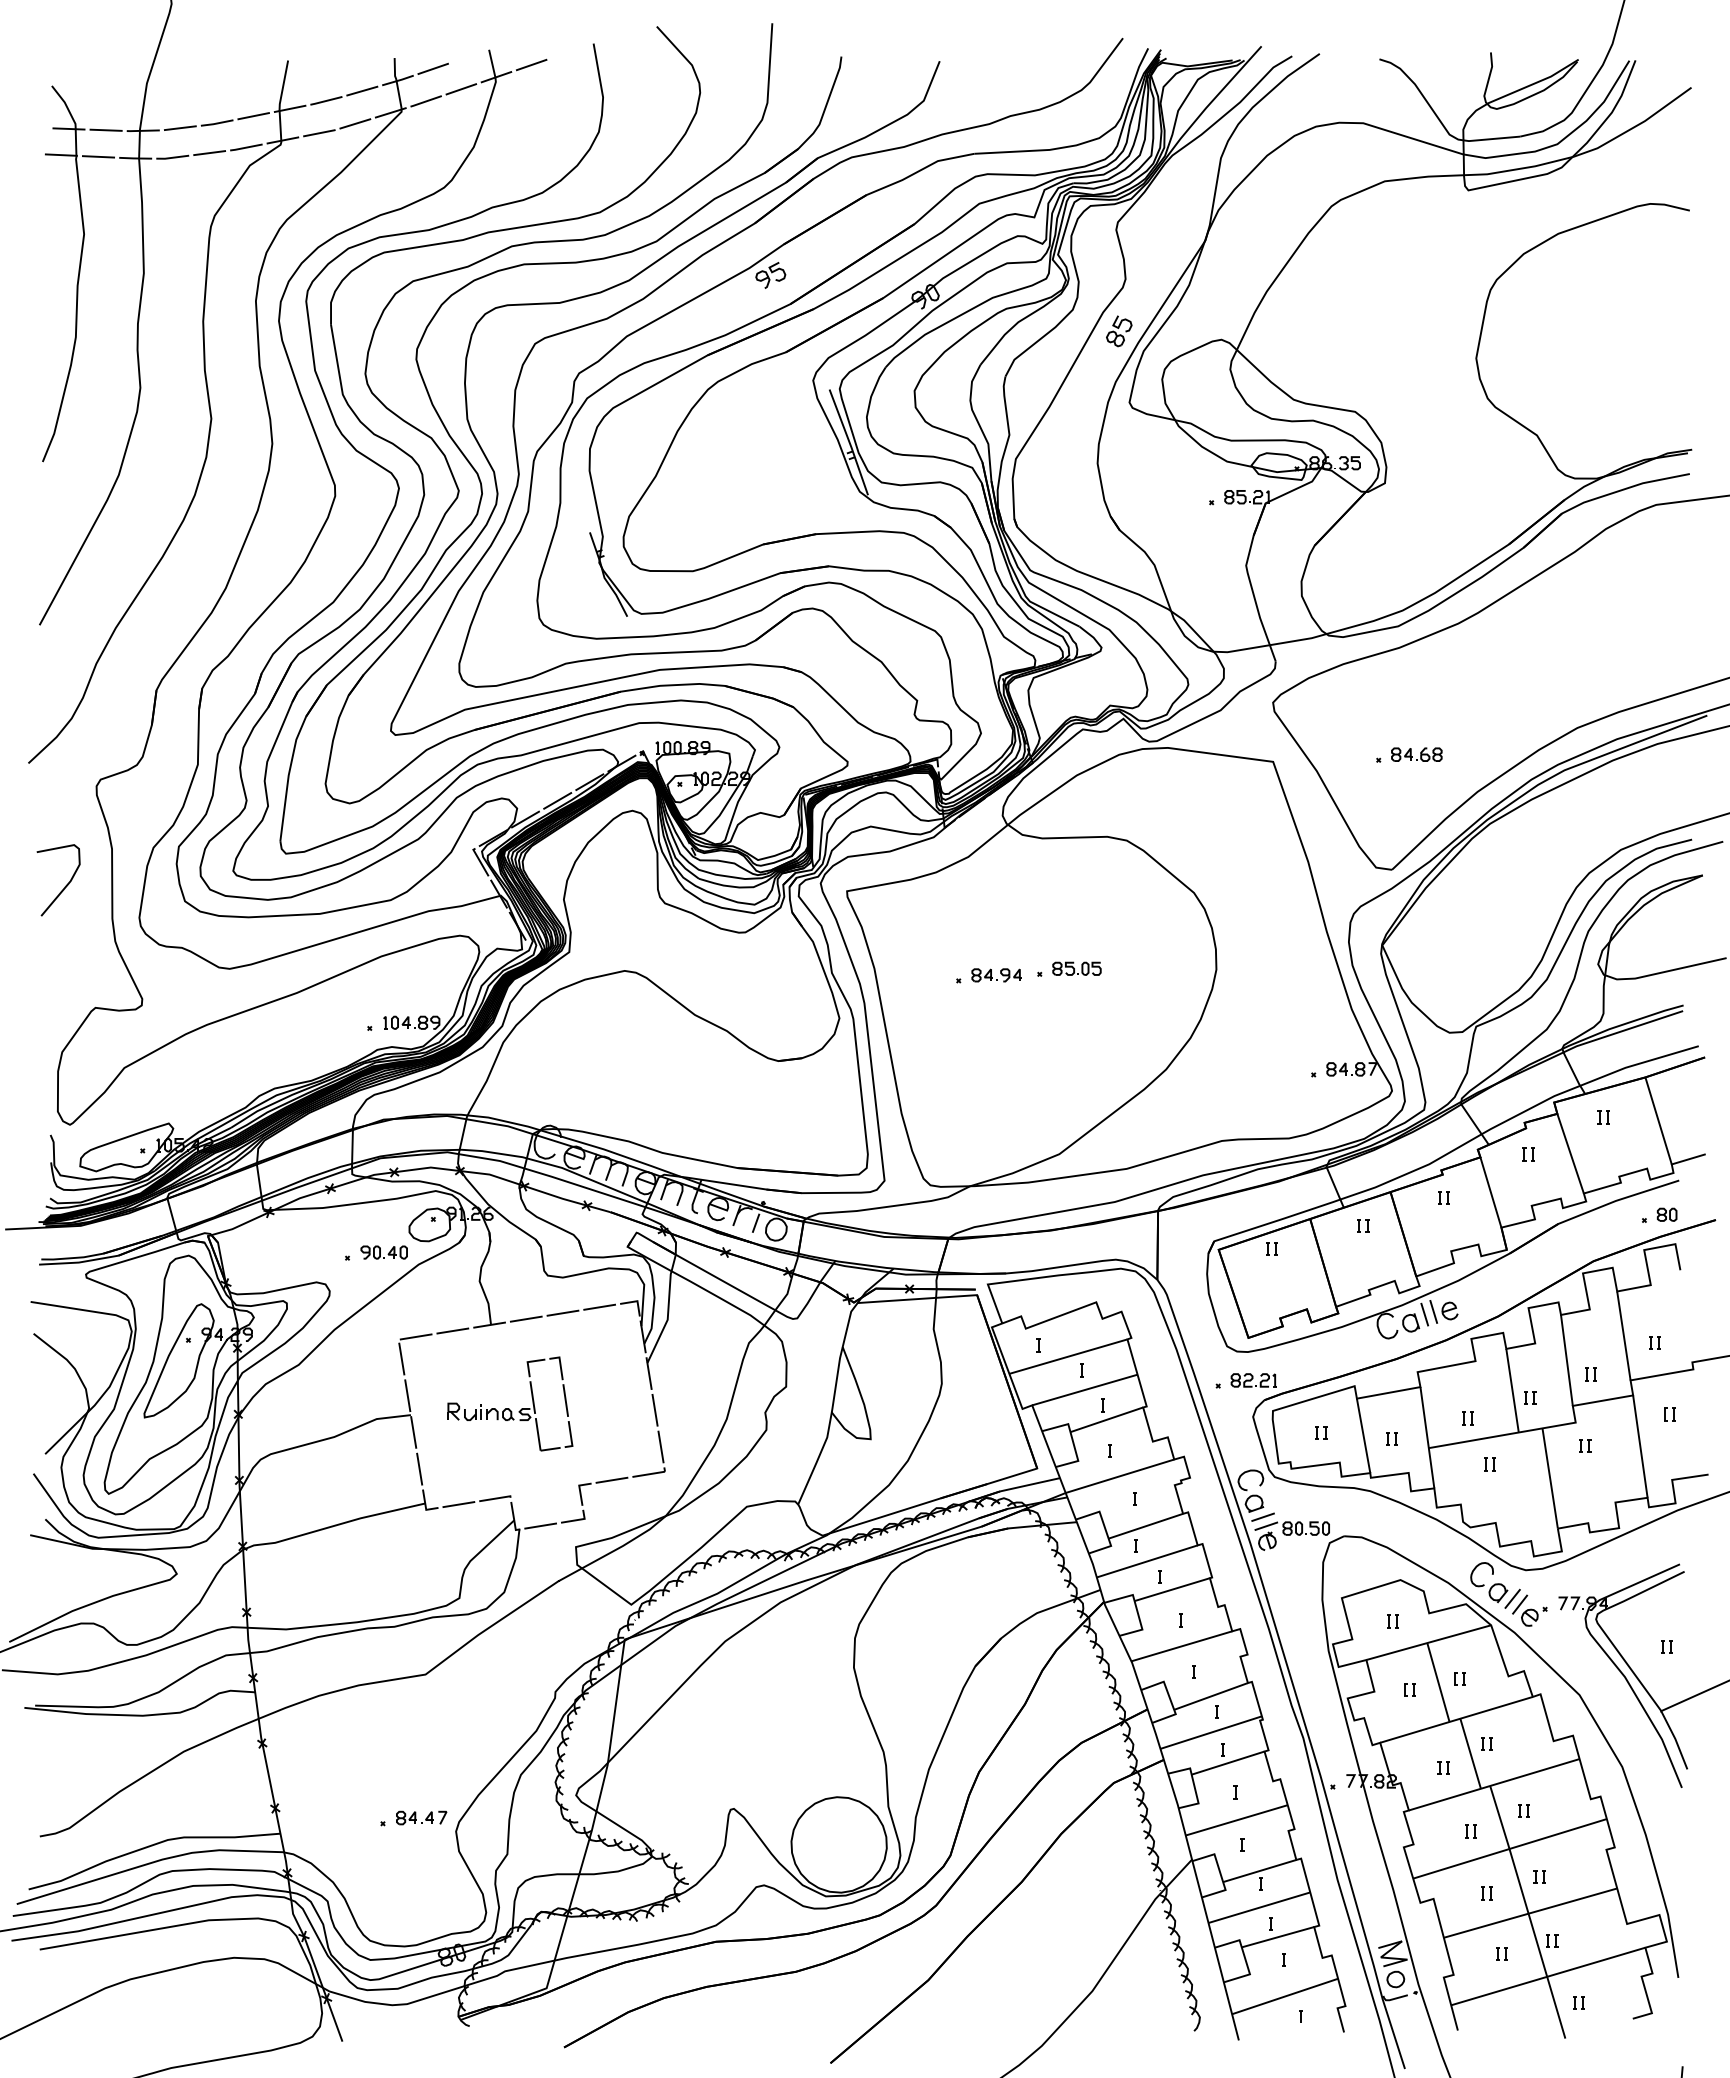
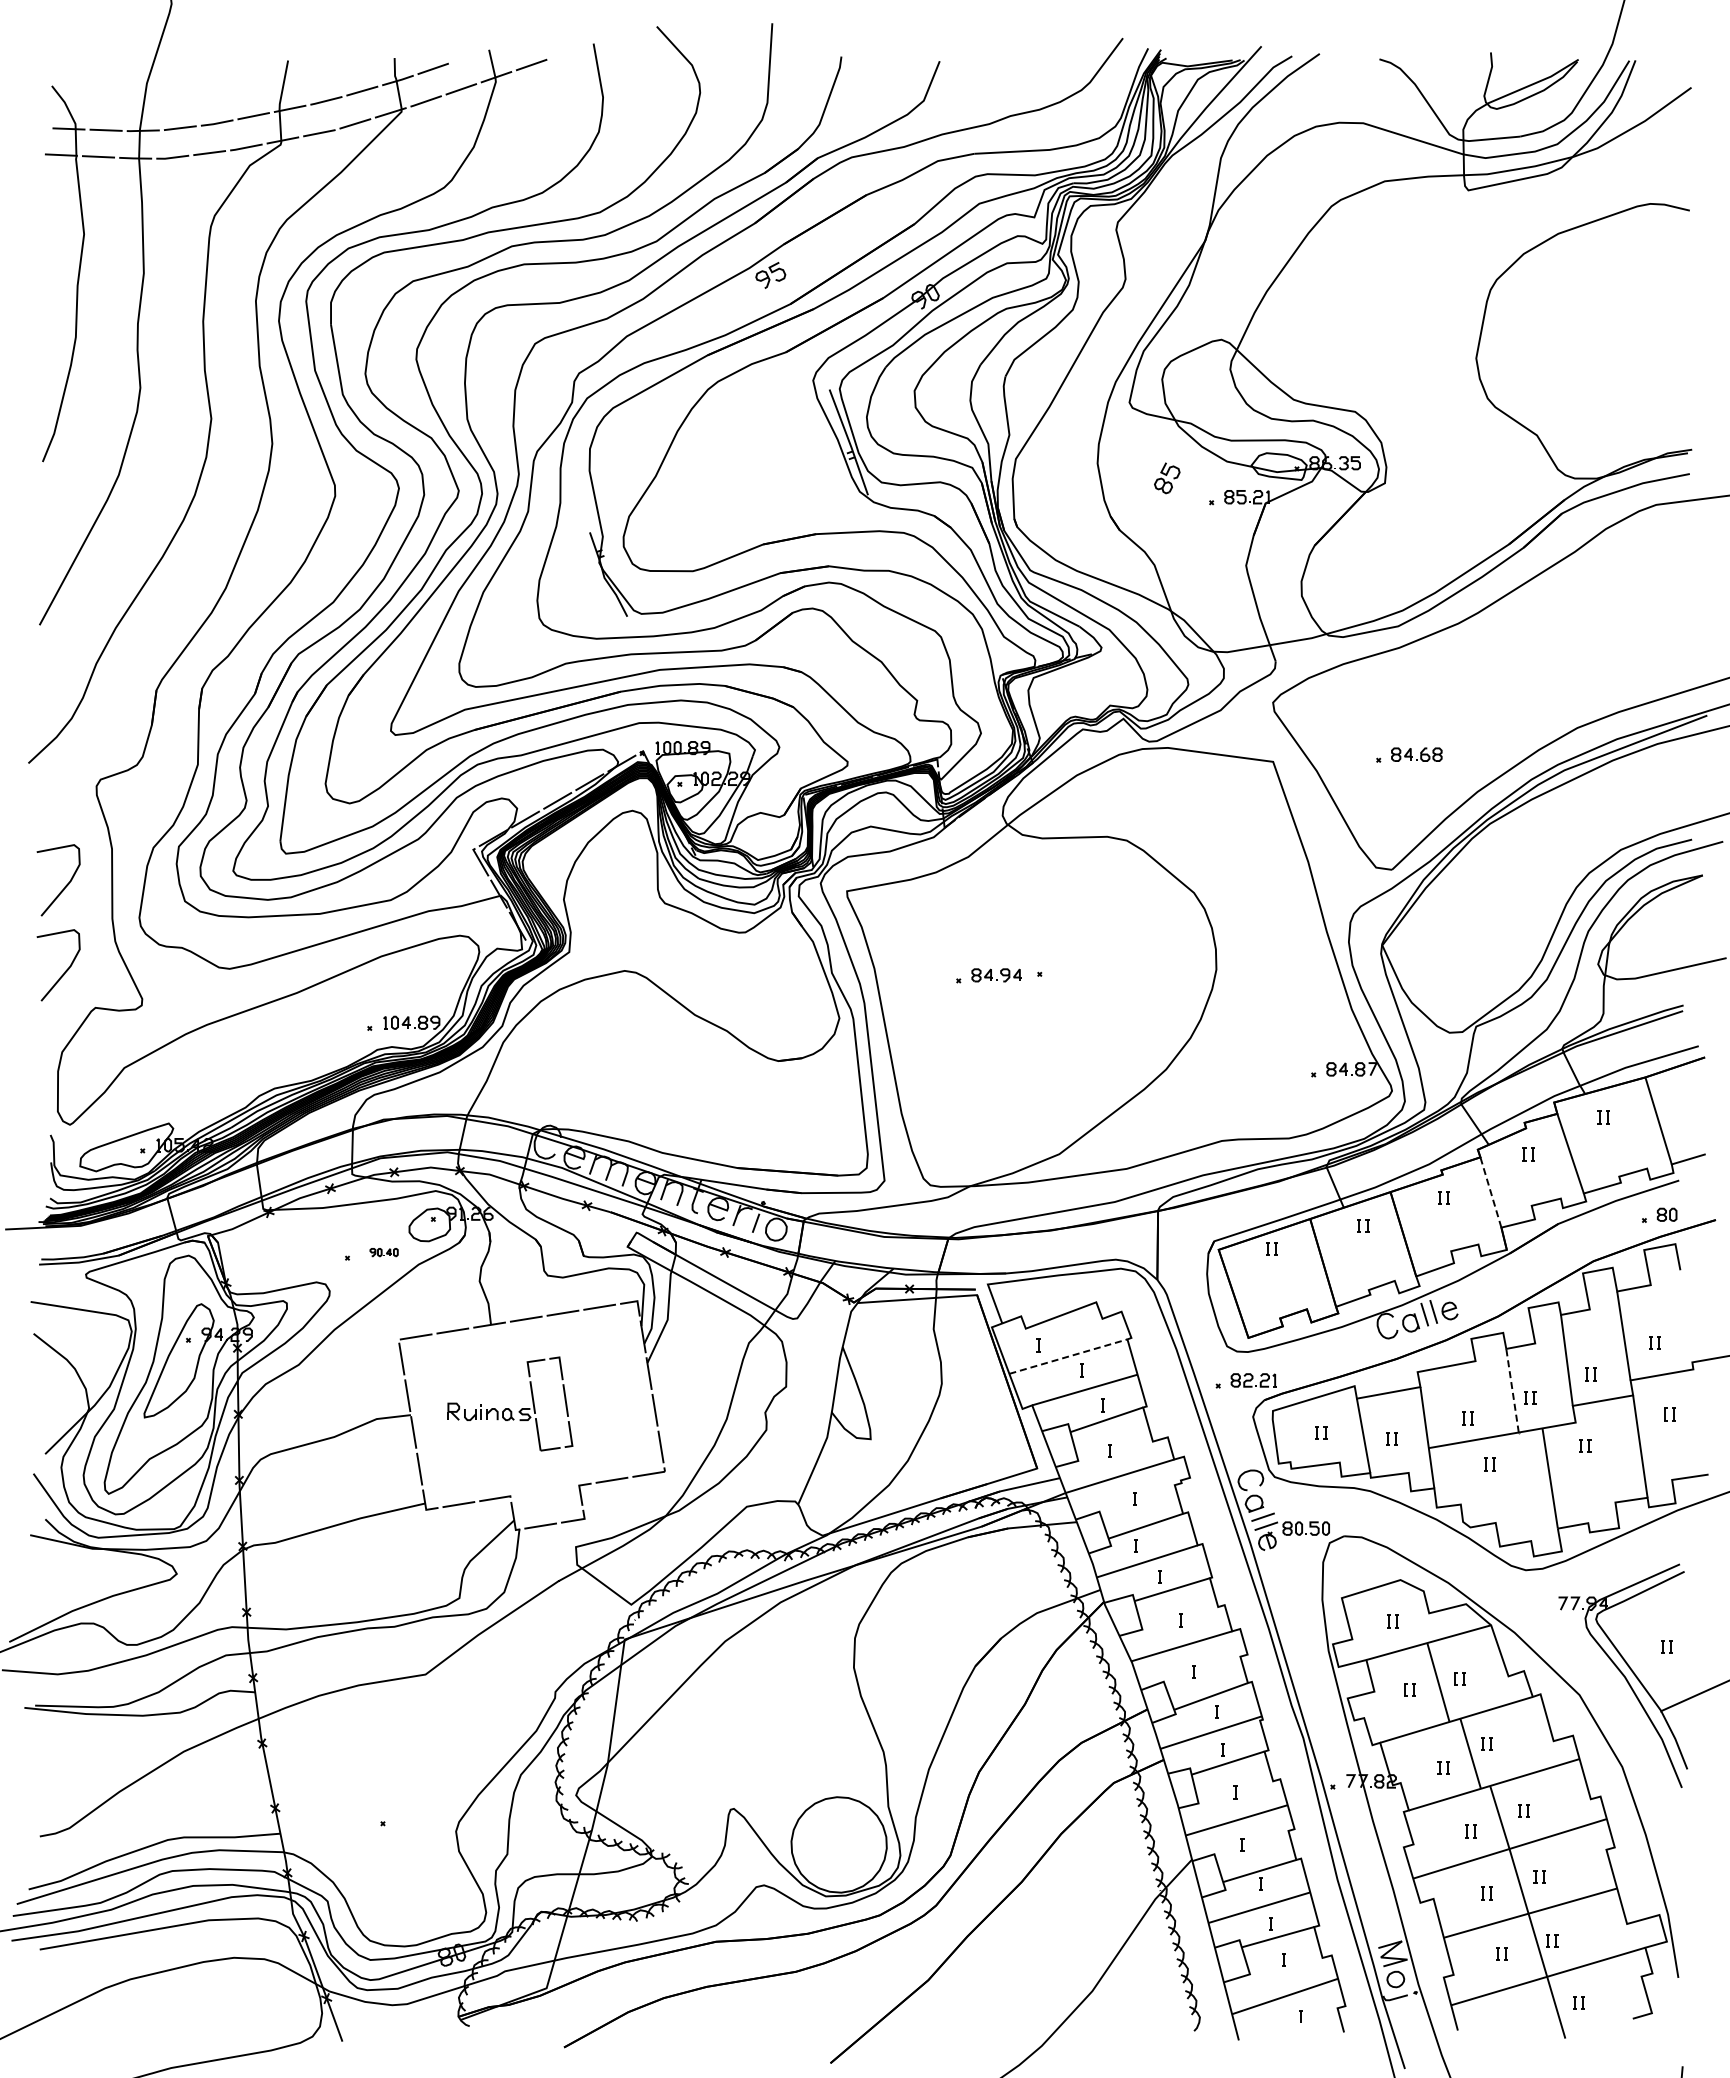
part position: (1119, 331) -> (1167, 478) (1167, 478)
part: present -> none (1076, 968)
curve: none -> present (64, 971)
line: solid -> dashed (1490, 1192)
part size: 48x15 px -> 30x10 px (383, 1252)
line: solid -> dashed (1068, 1356)
line: solid -> dashed (1512, 1391)
part: present -> none (1508, 1594)
part: present -> none (421, 1817)
